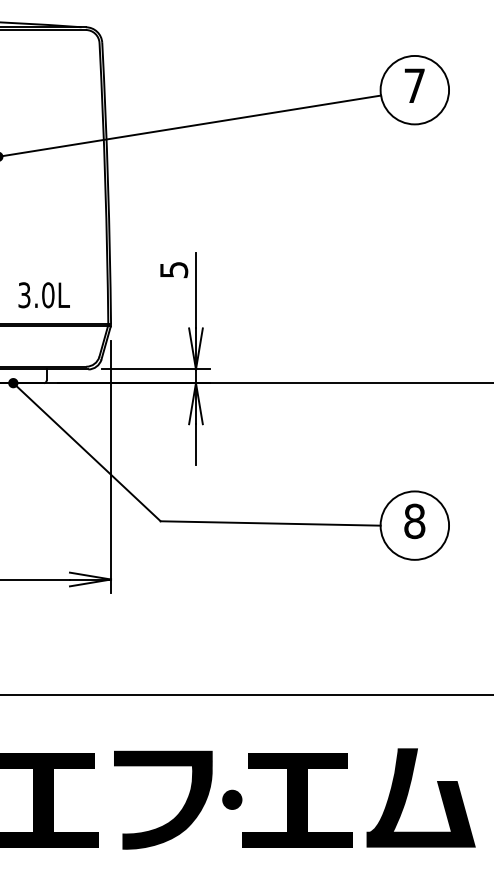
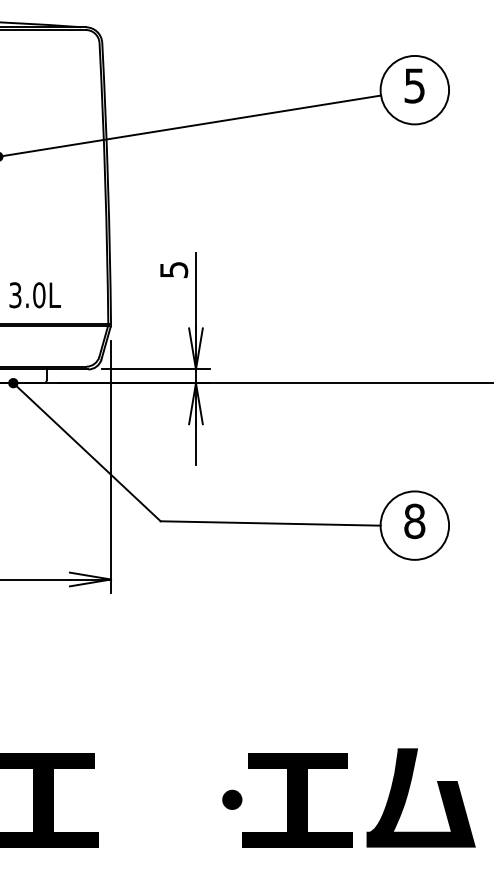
text: 7 -> 5 (414, 85)
text position: (43, 295) -> (34, 295) (34, 295)
line: present -> none (246, 695)
fill: present -> none (162, 799)
